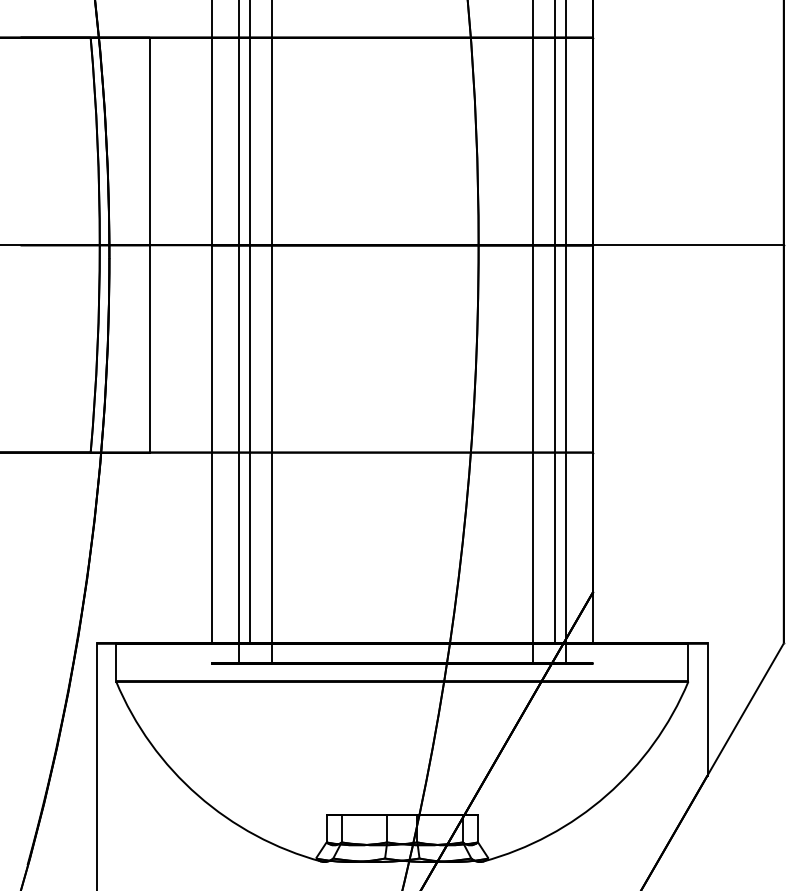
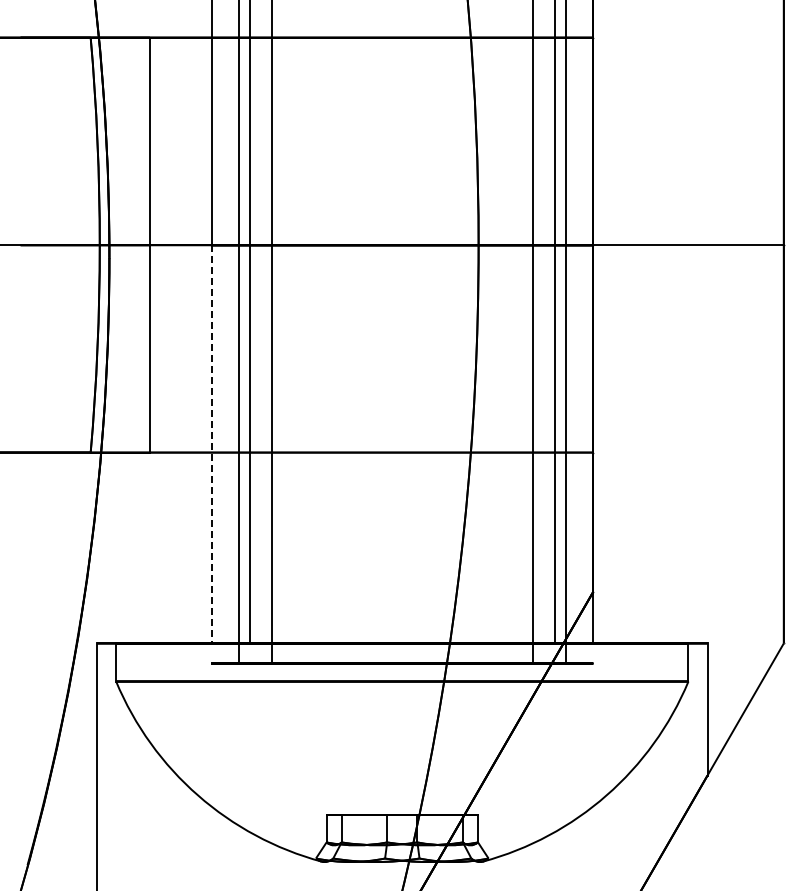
line: solid -> dashed (211, 444)
